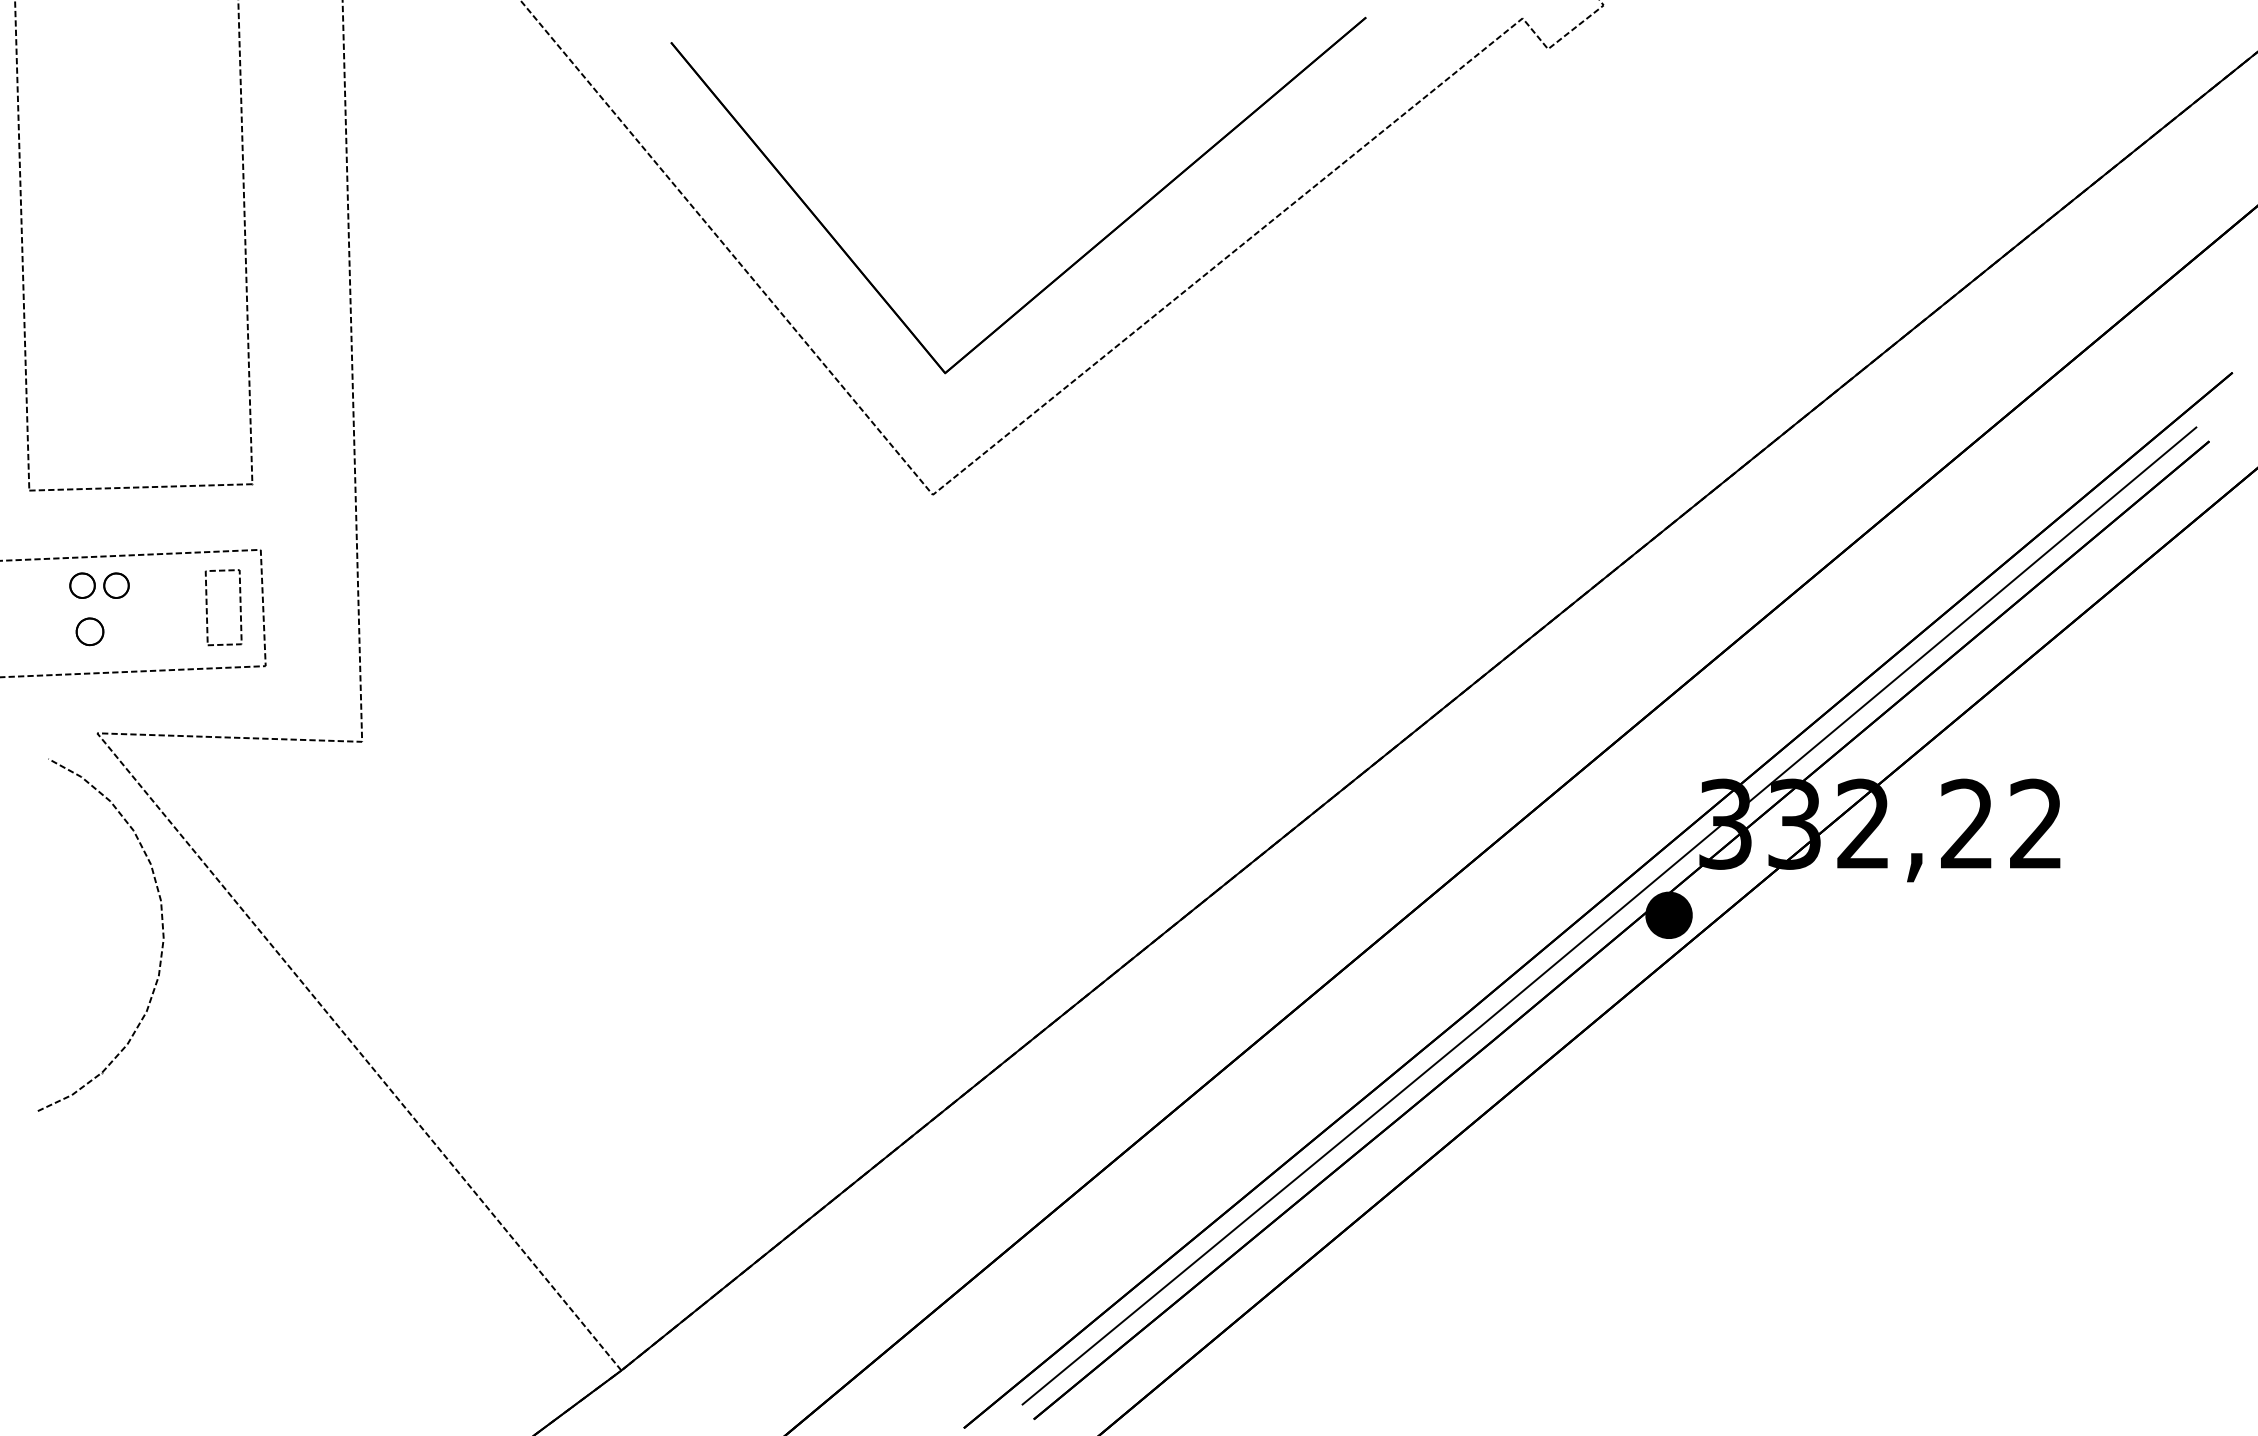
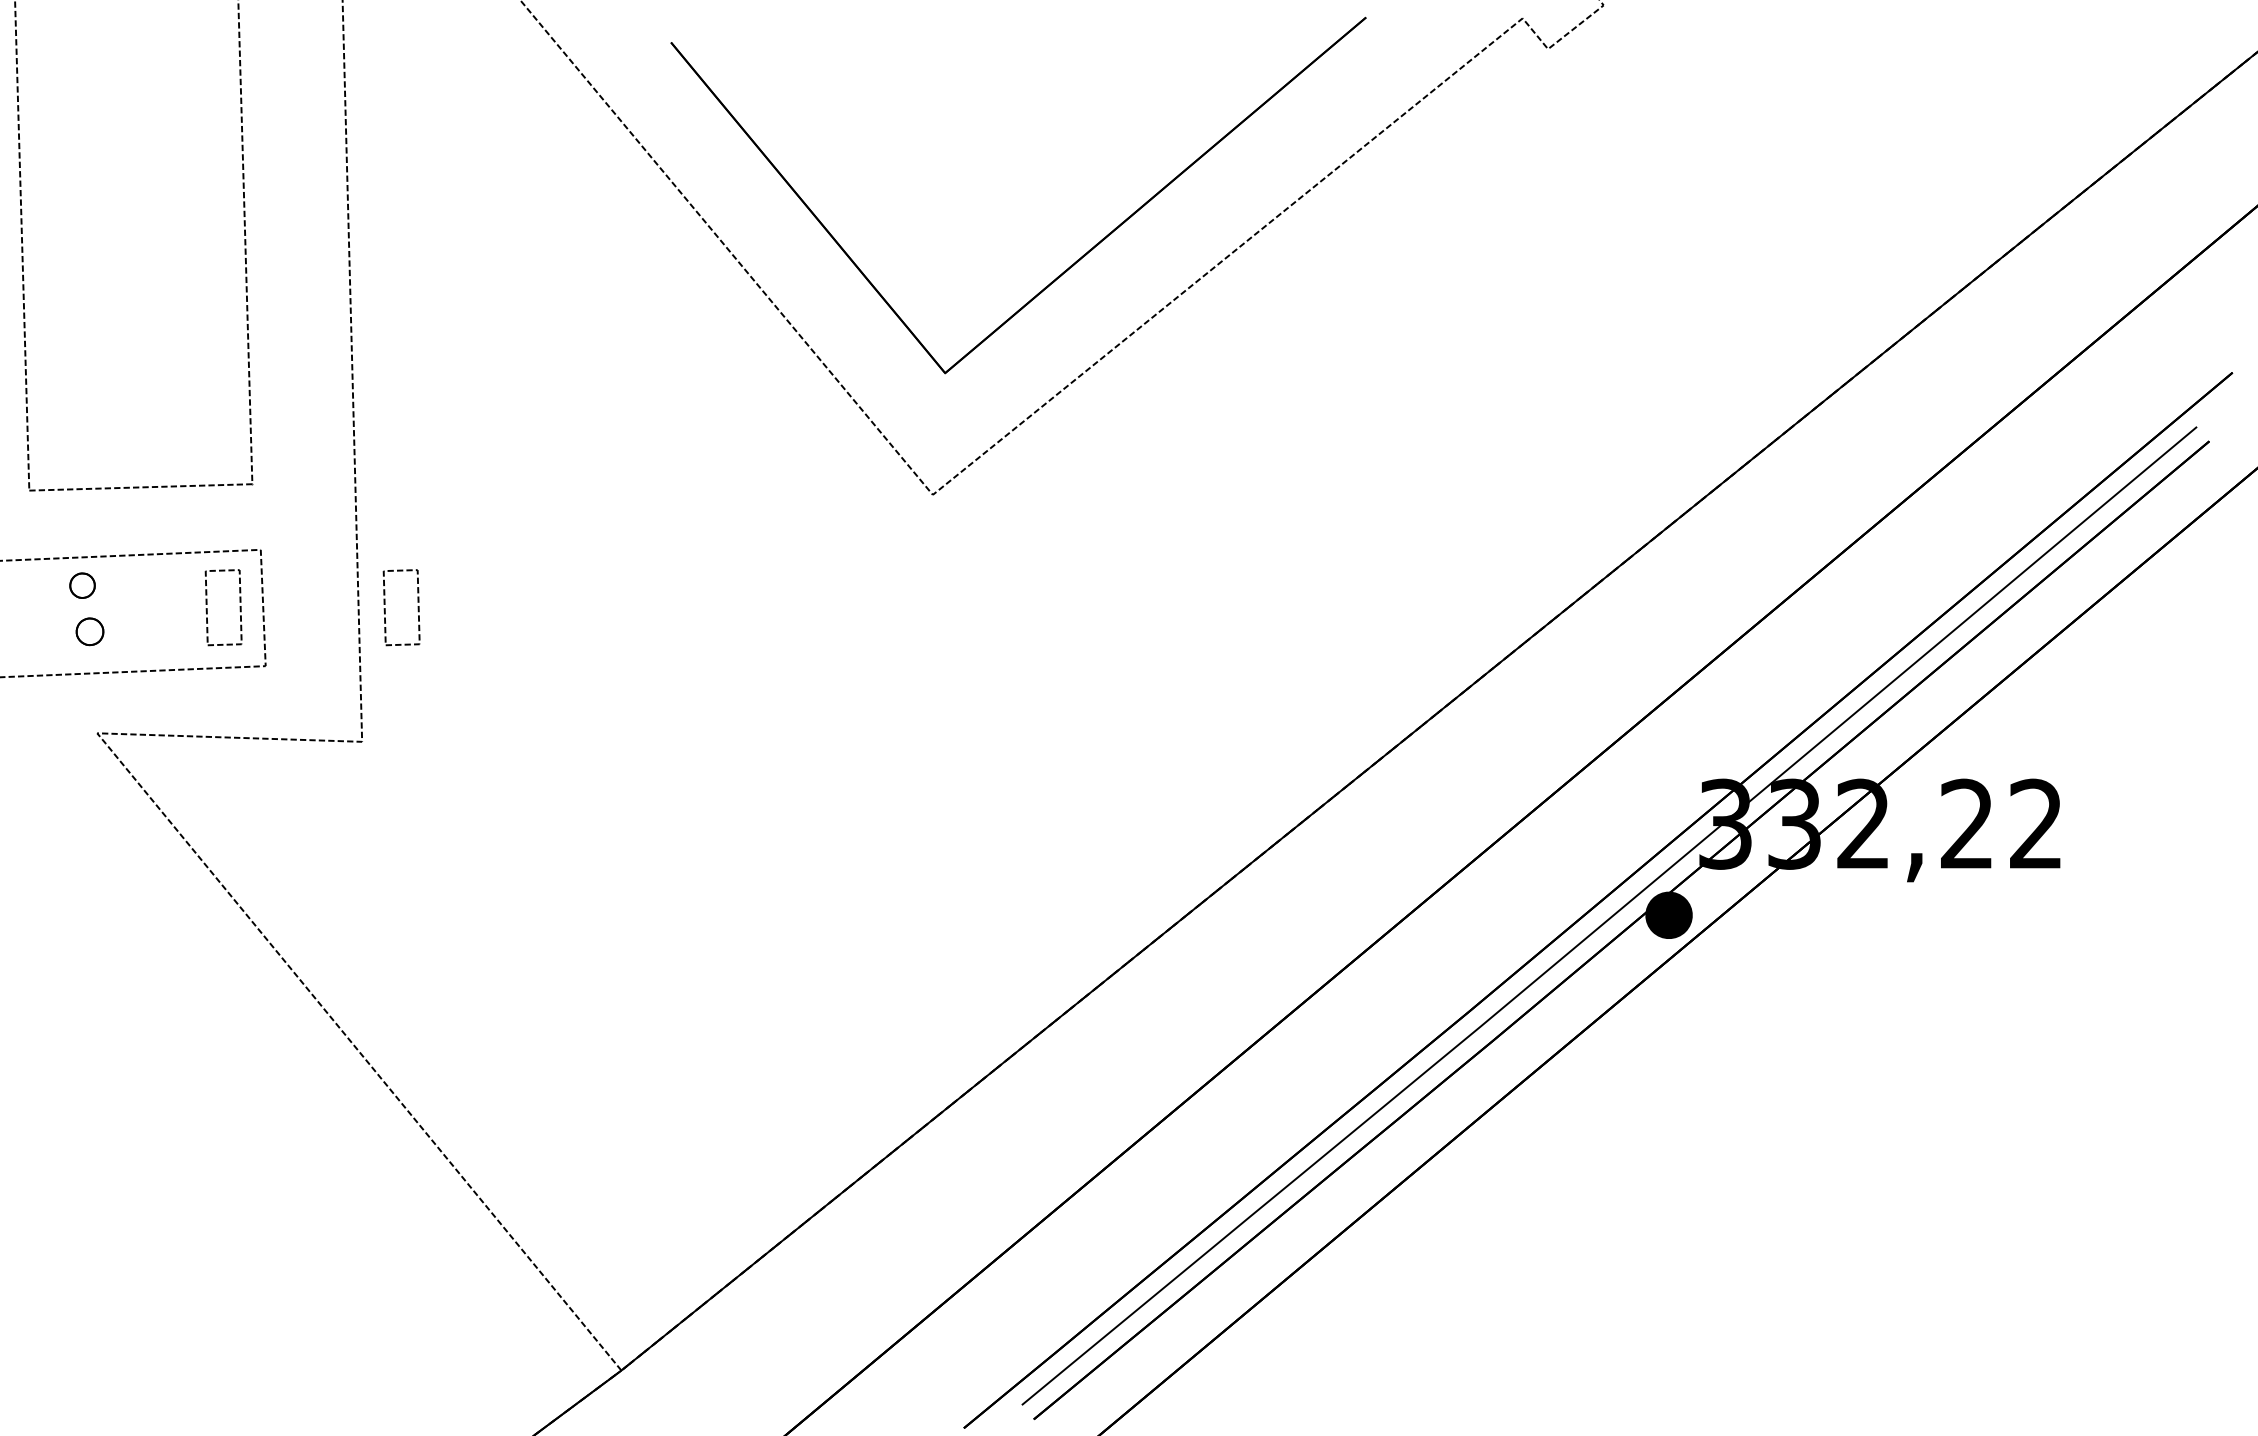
part: present -> none (116, 585)
part: none -> present (417, 607)
curve: present -> none (161, 925)
